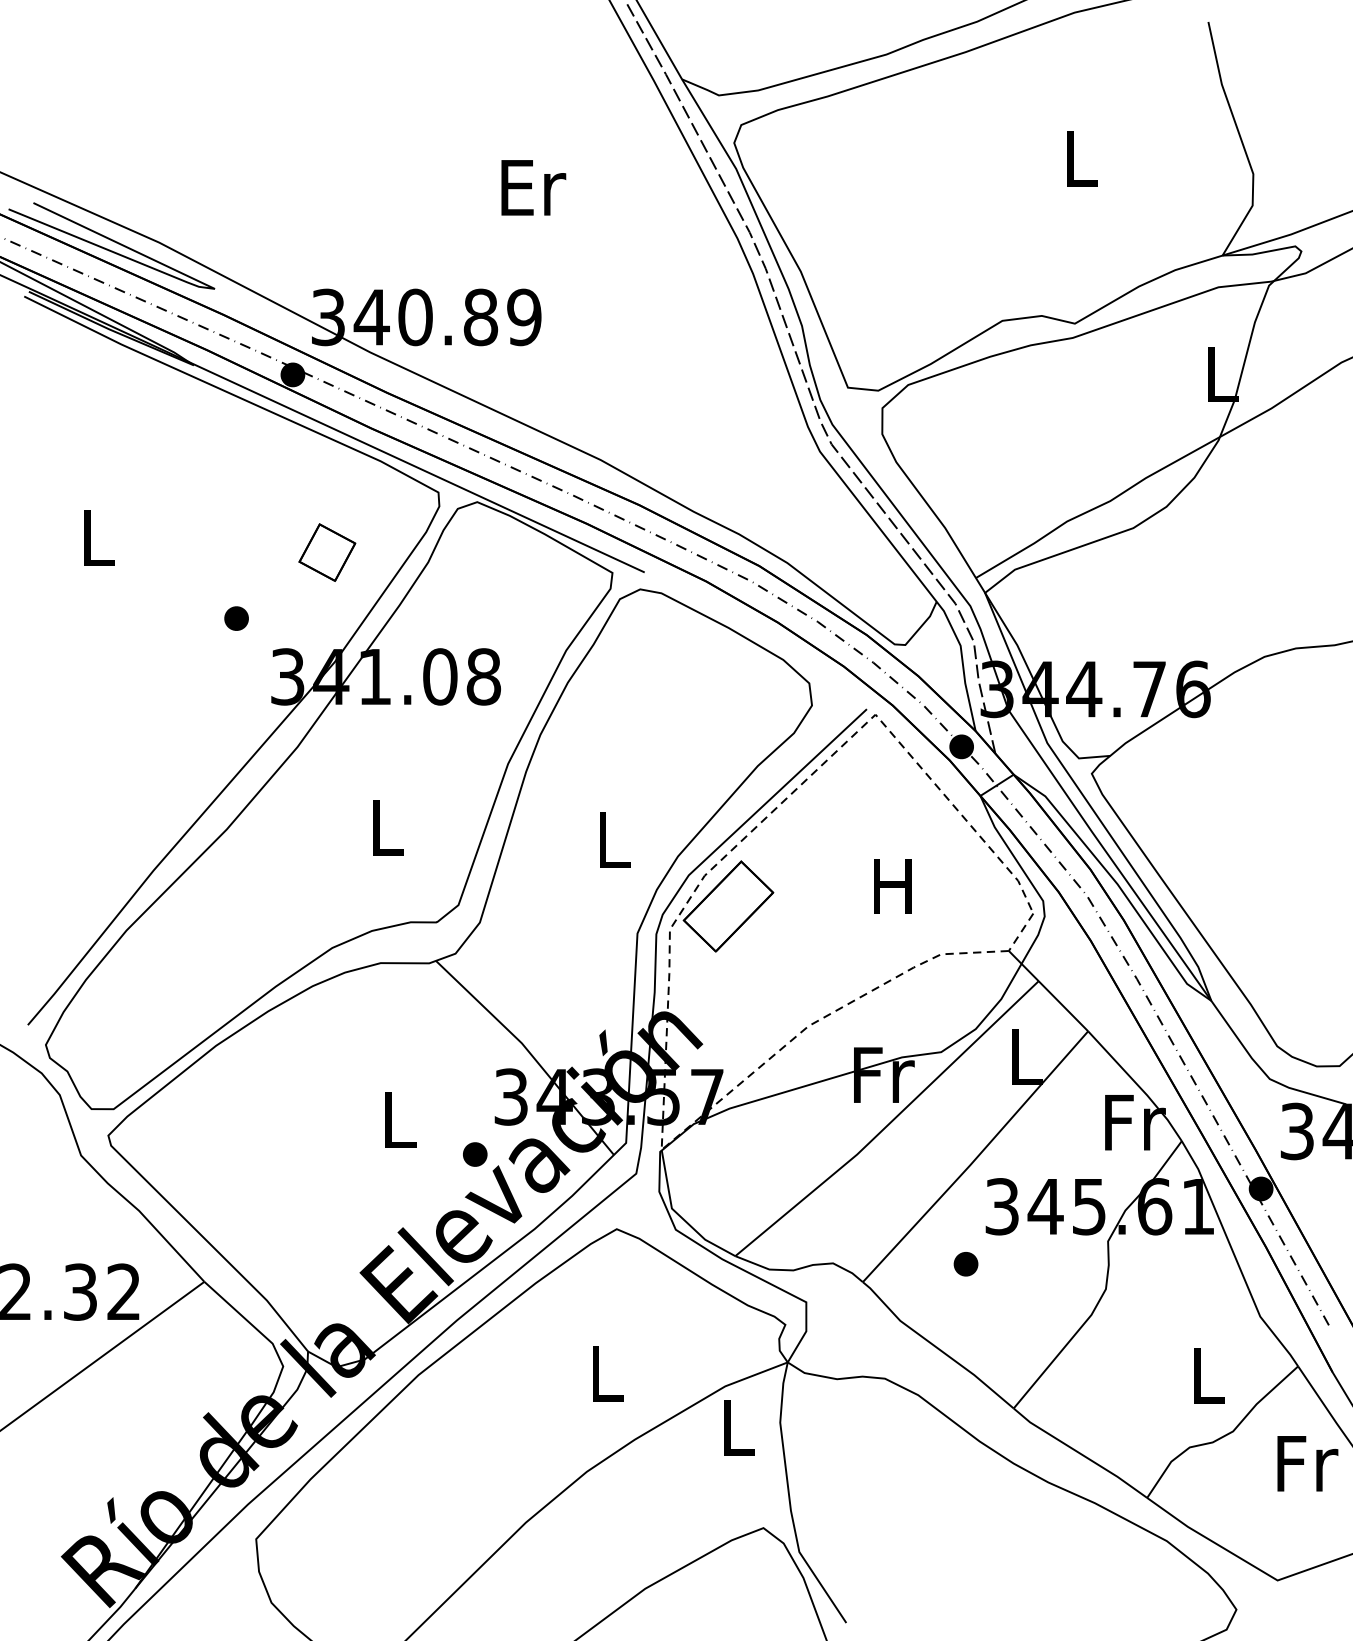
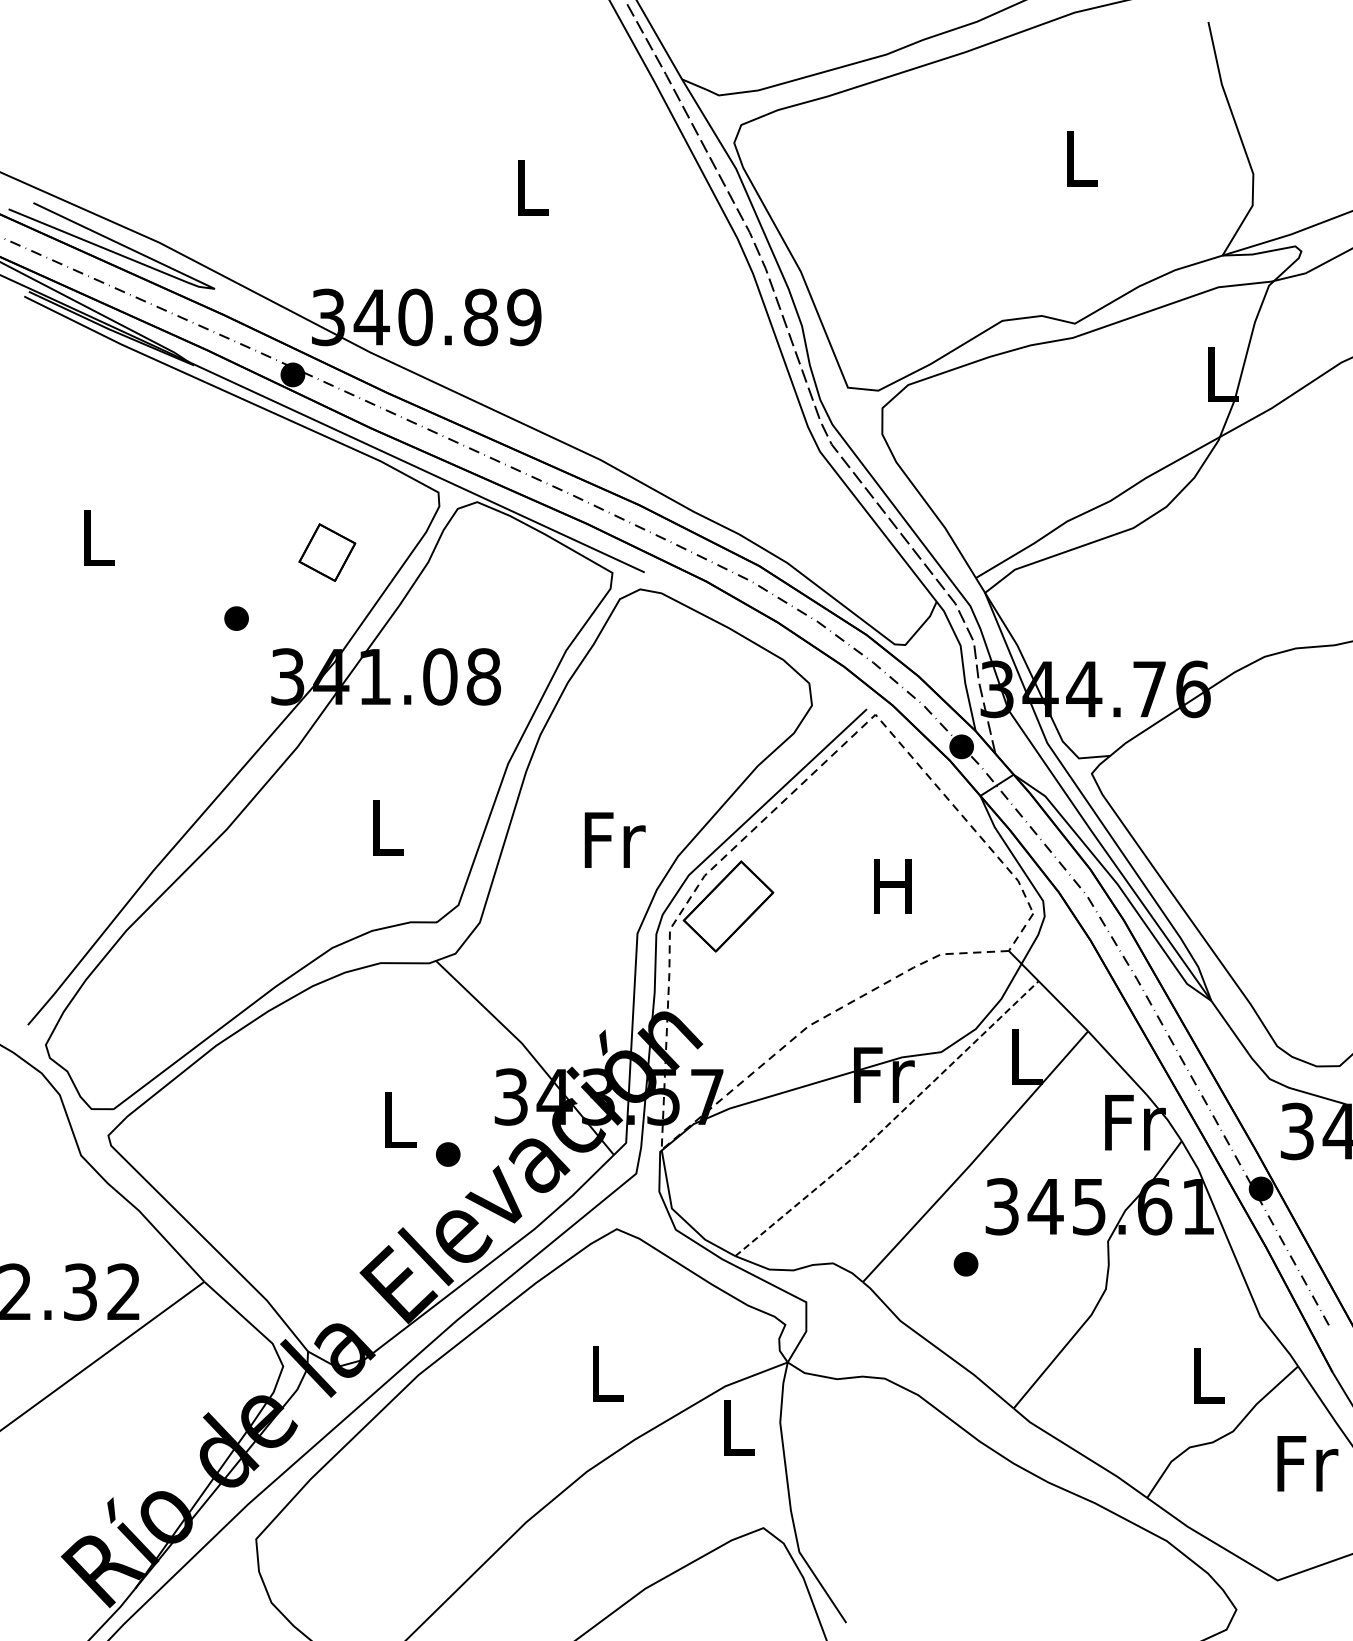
text: Er -> L (533, 187)
text: L -> Fr (614, 839)
line: solid -> dashed (890, 1122)
part position: (475, 1154) -> (448, 1154) (448, 1154)
